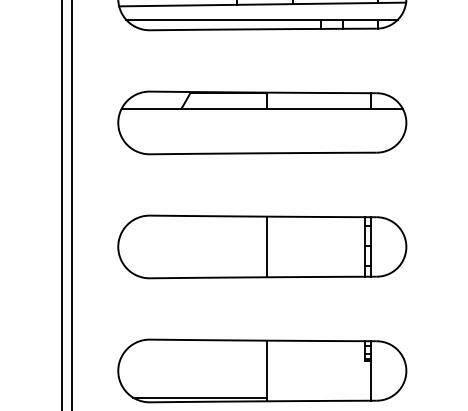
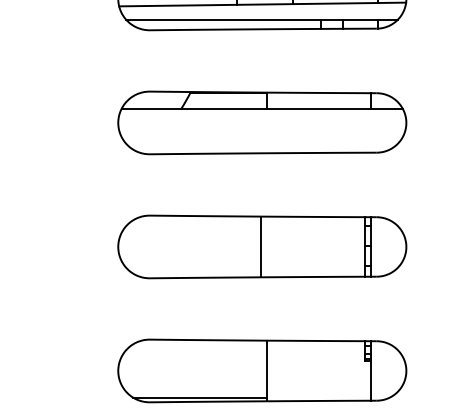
line: present -> none (61, 204)
line: present -> none (72, 204)
line position: (267, 246) -> (261, 246) (261, 246)
